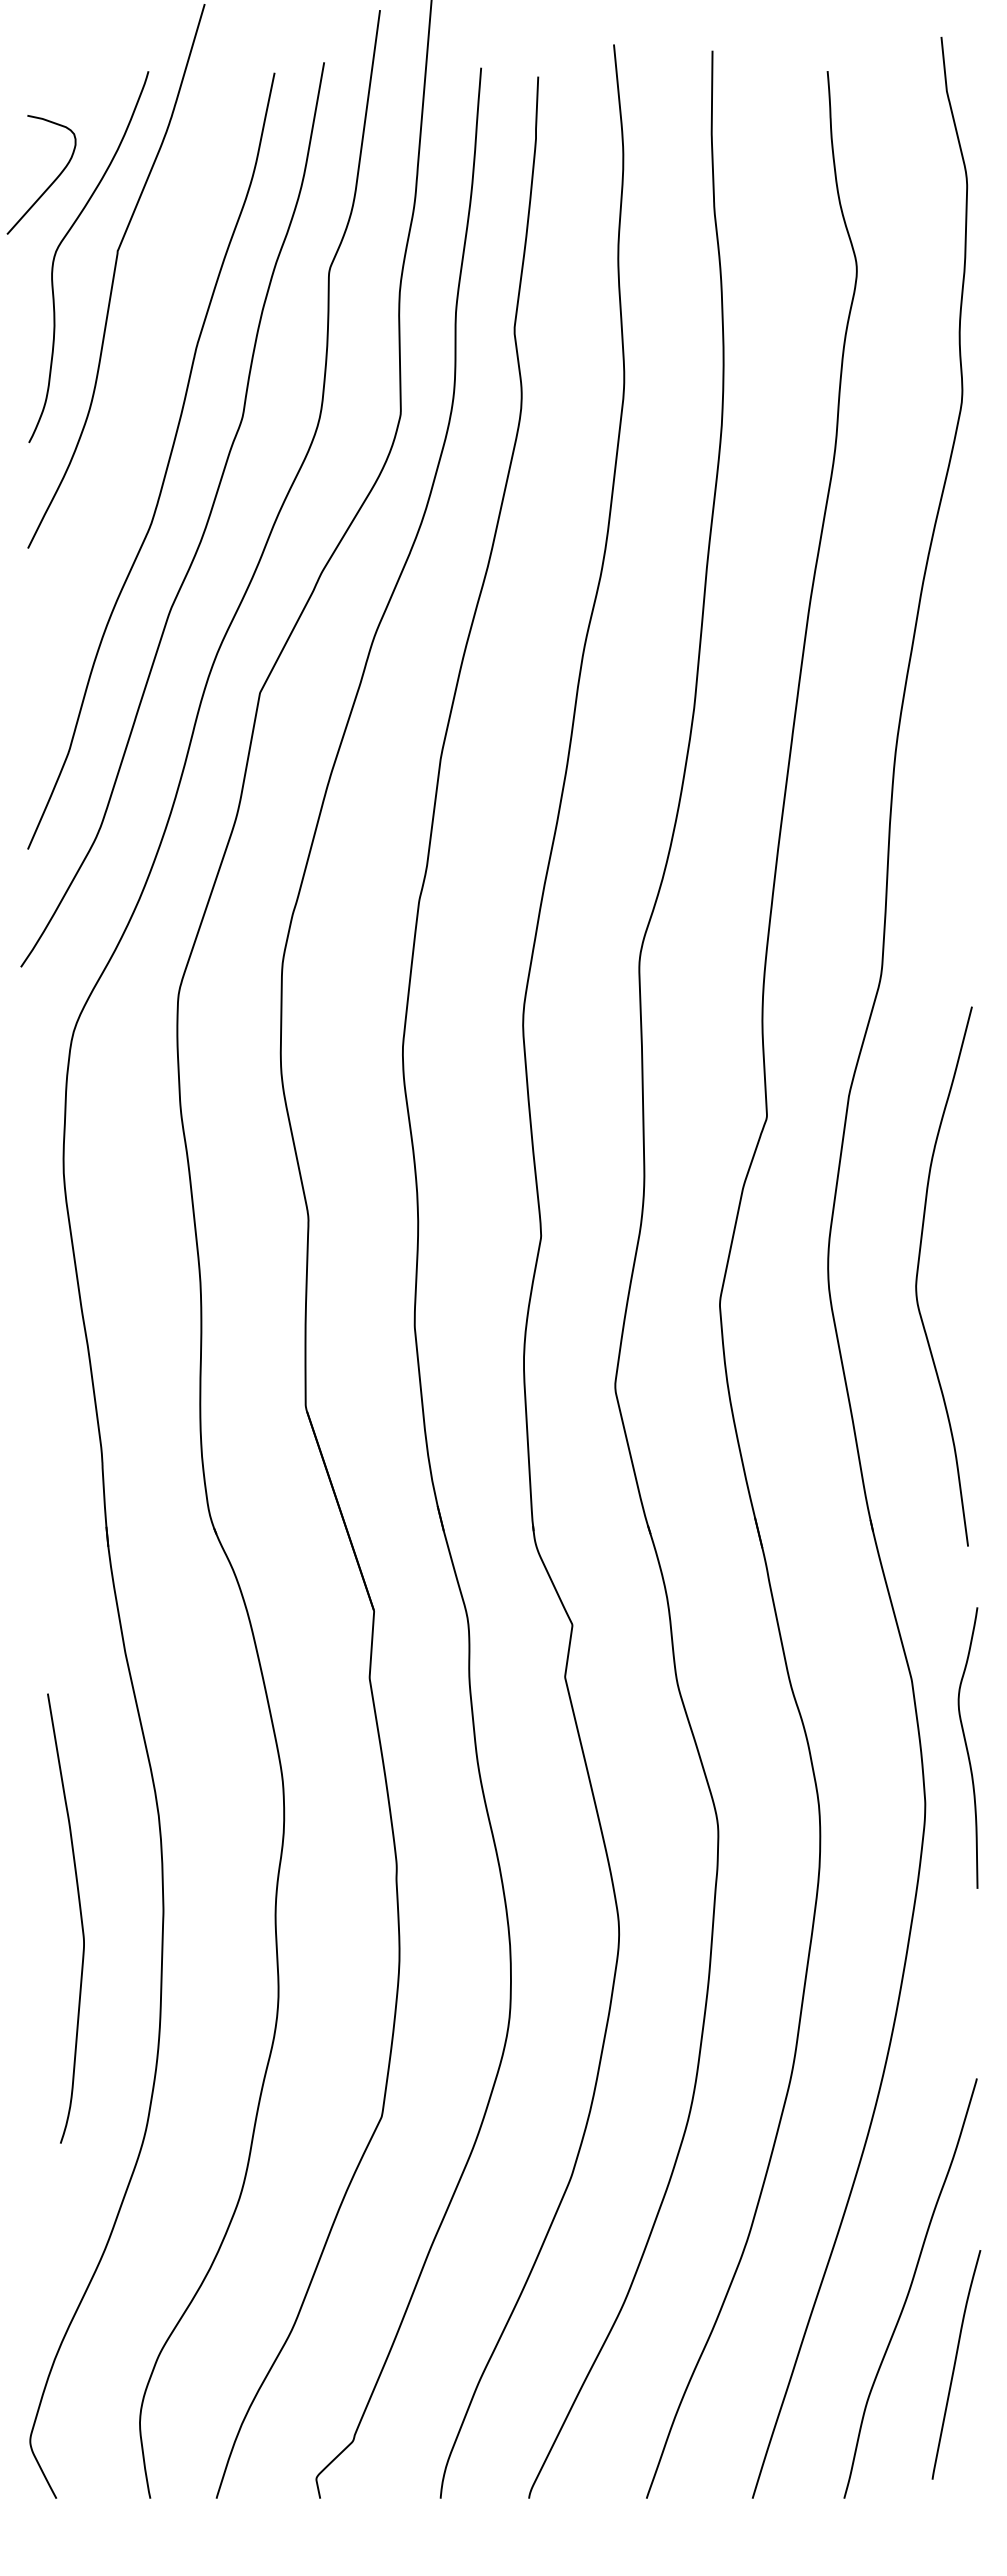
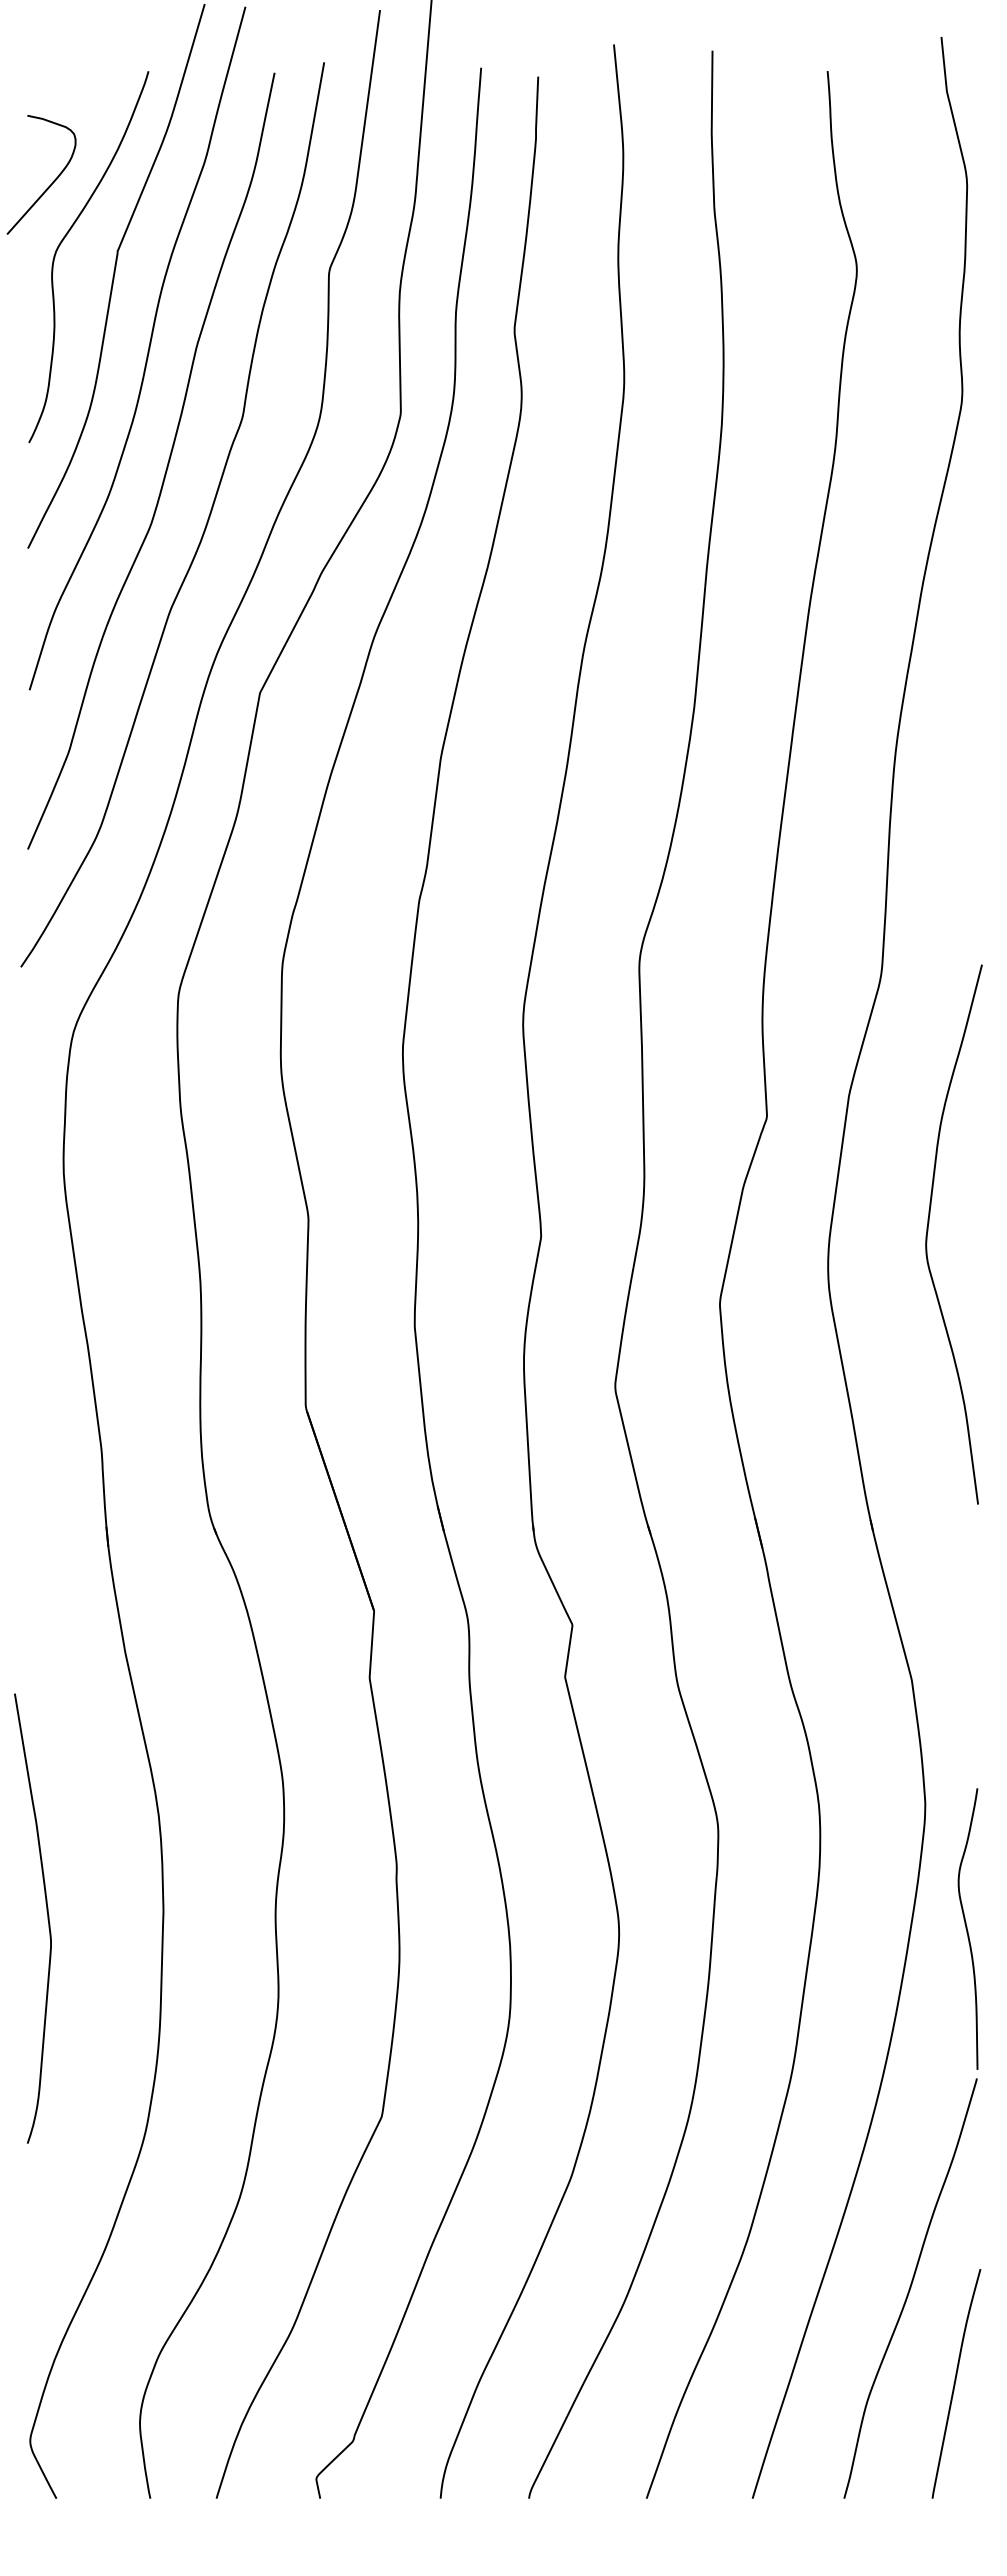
curve: none -> present (147, 351)
curve position: (918, 1273) -> (928, 1231) (928, 1231)
curve position: (967, 1747) -> (967, 1928) (967, 1928)
curve position: (80, 1918) -> (47, 1918) (47, 1918)
curve position: (955, 2364) -> (955, 2383) (955, 2383)
